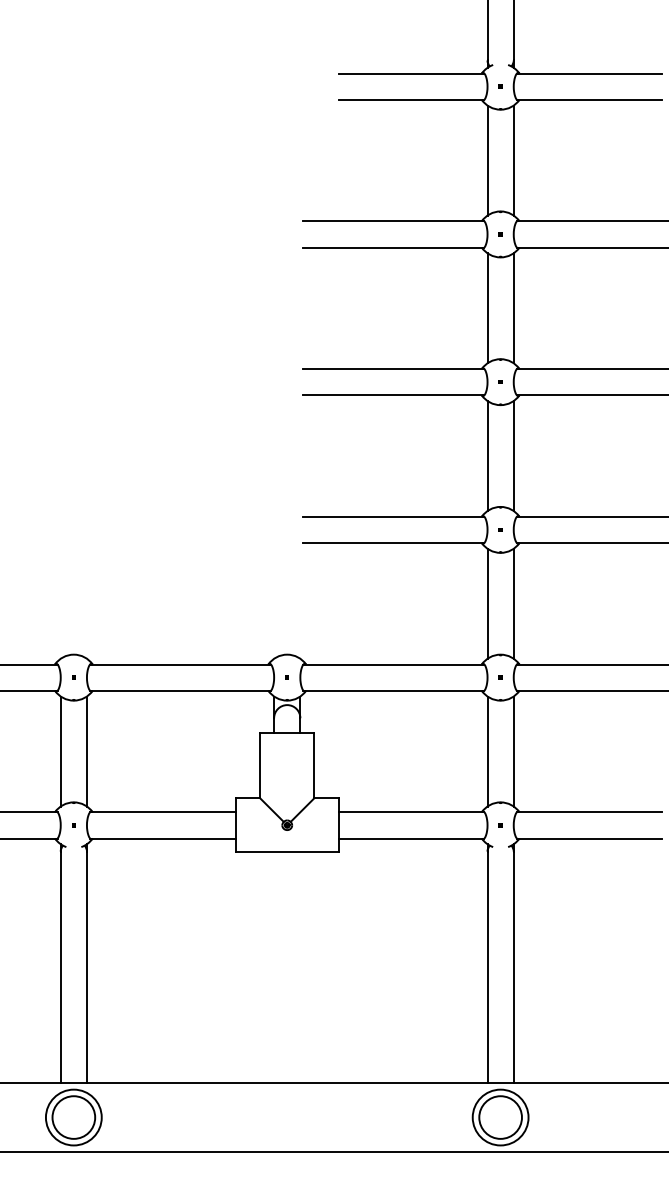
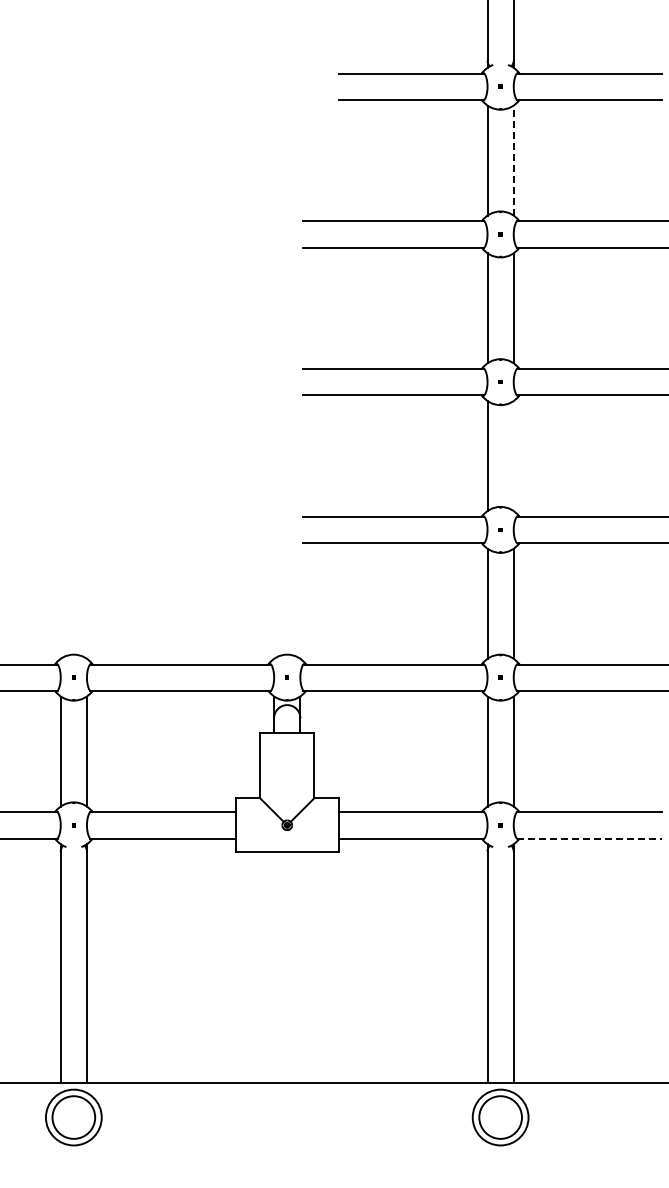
line: solid -> dashed (513, 160)
line: present -> none (513, 456)
line: solid -> dashed (589, 838)
line: present -> none (333, 1152)
